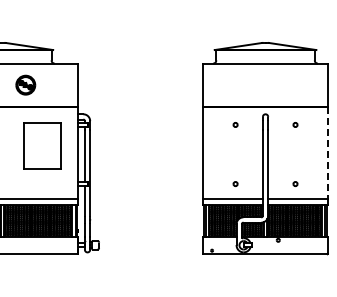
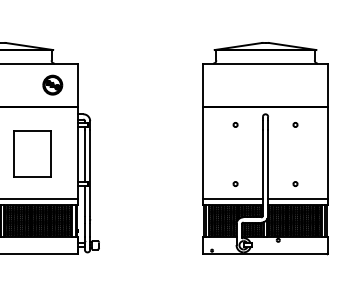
part position: (25, 84) -> (52, 84) (52, 84)
part position: (42, 145) -> (32, 153) (32, 153)
line: dashed -> solid (327, 153)
